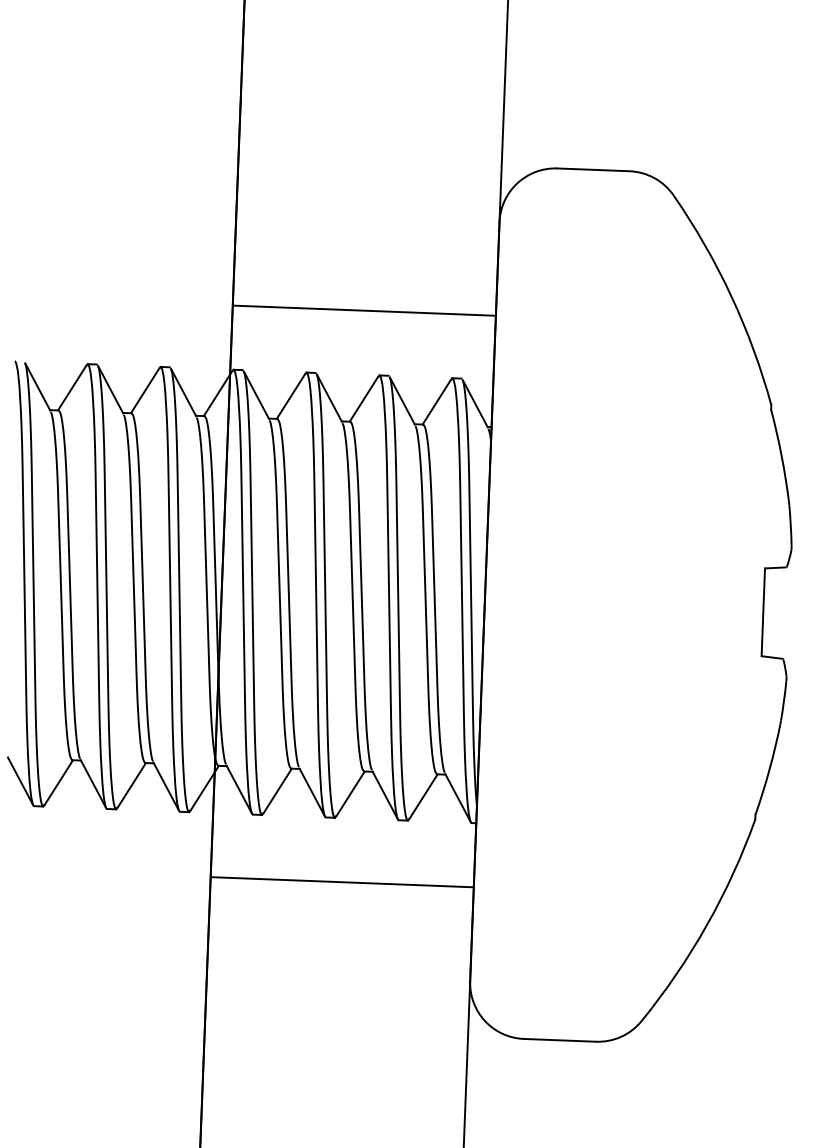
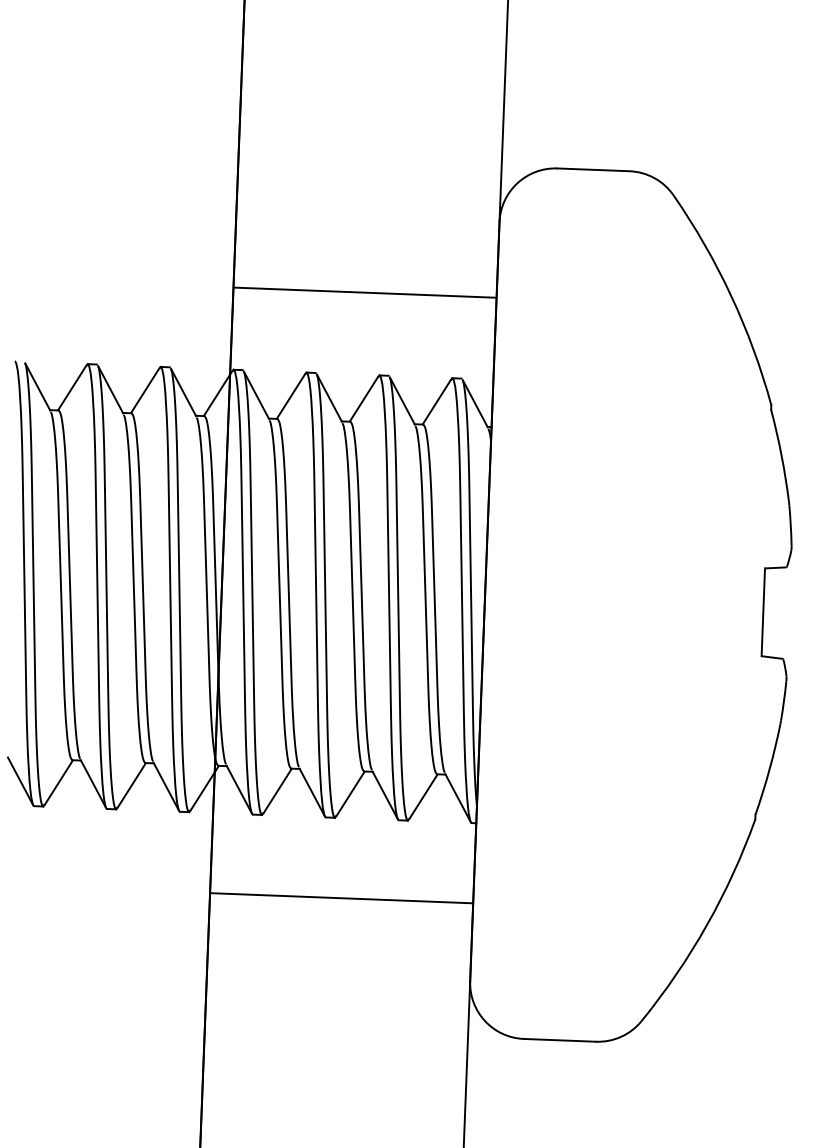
line position: (363, 310) -> (364, 292) (364, 292)
line position: (341, 882) -> (340, 898) (340, 898)
